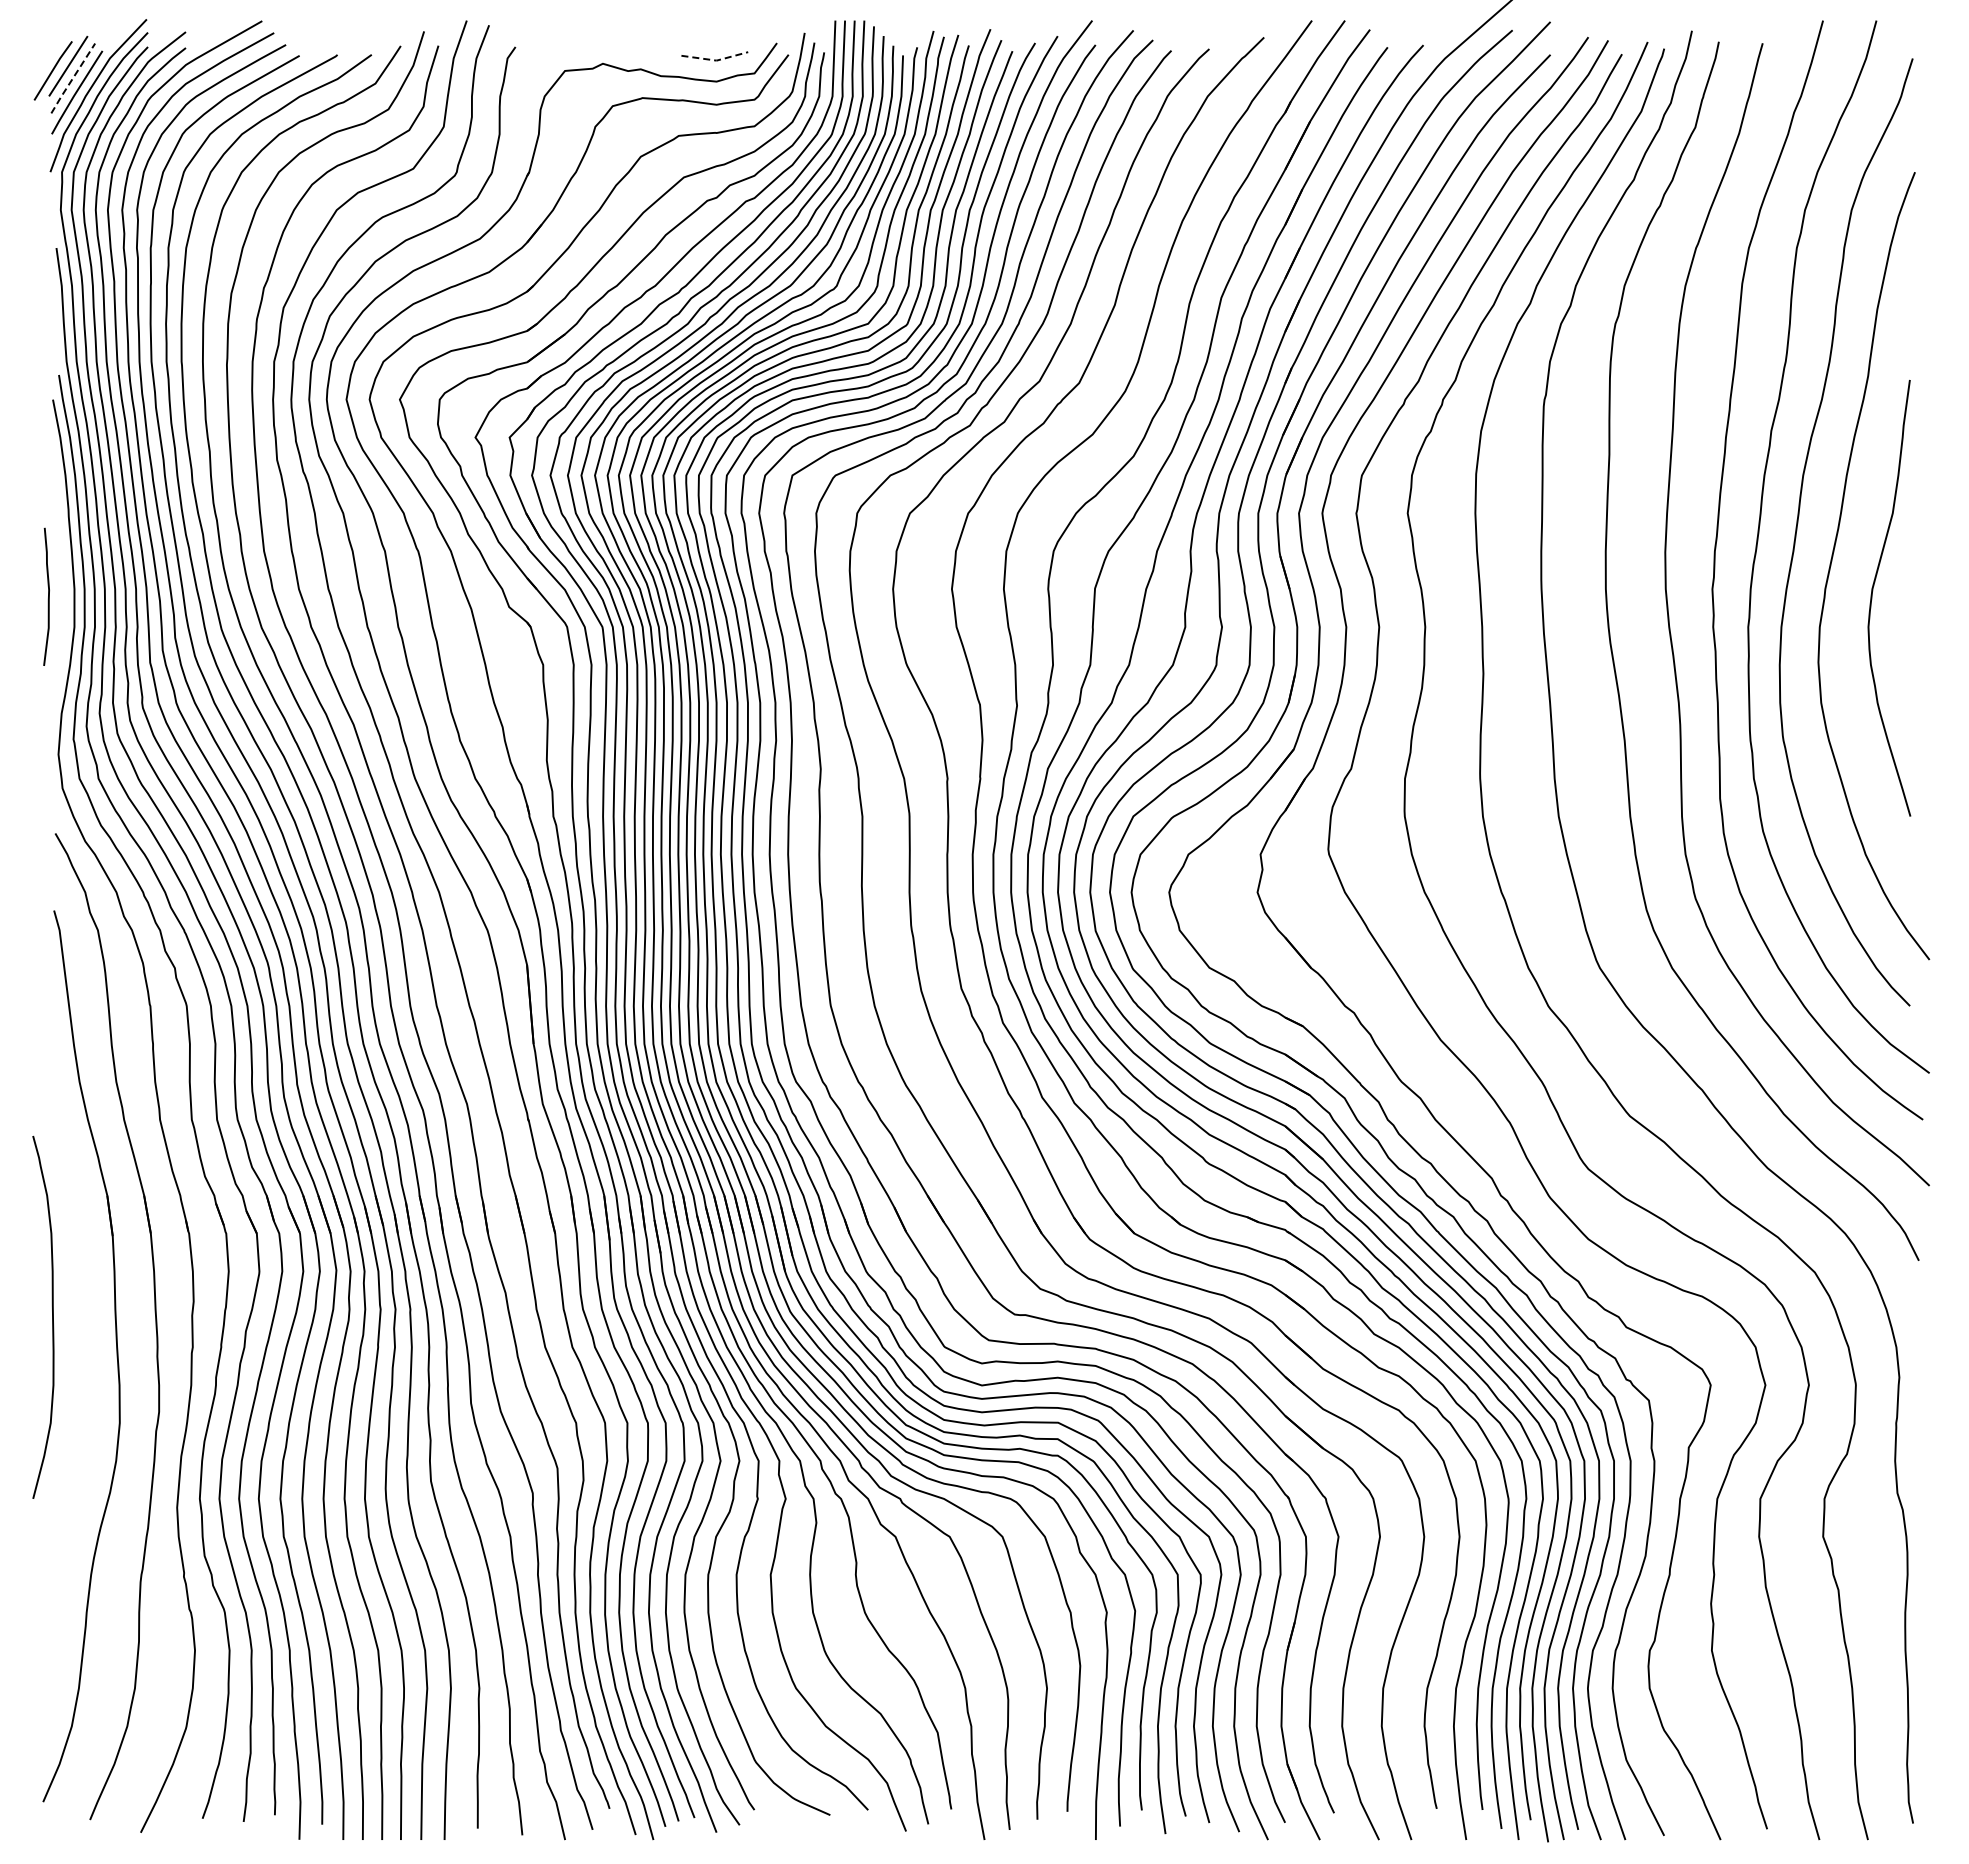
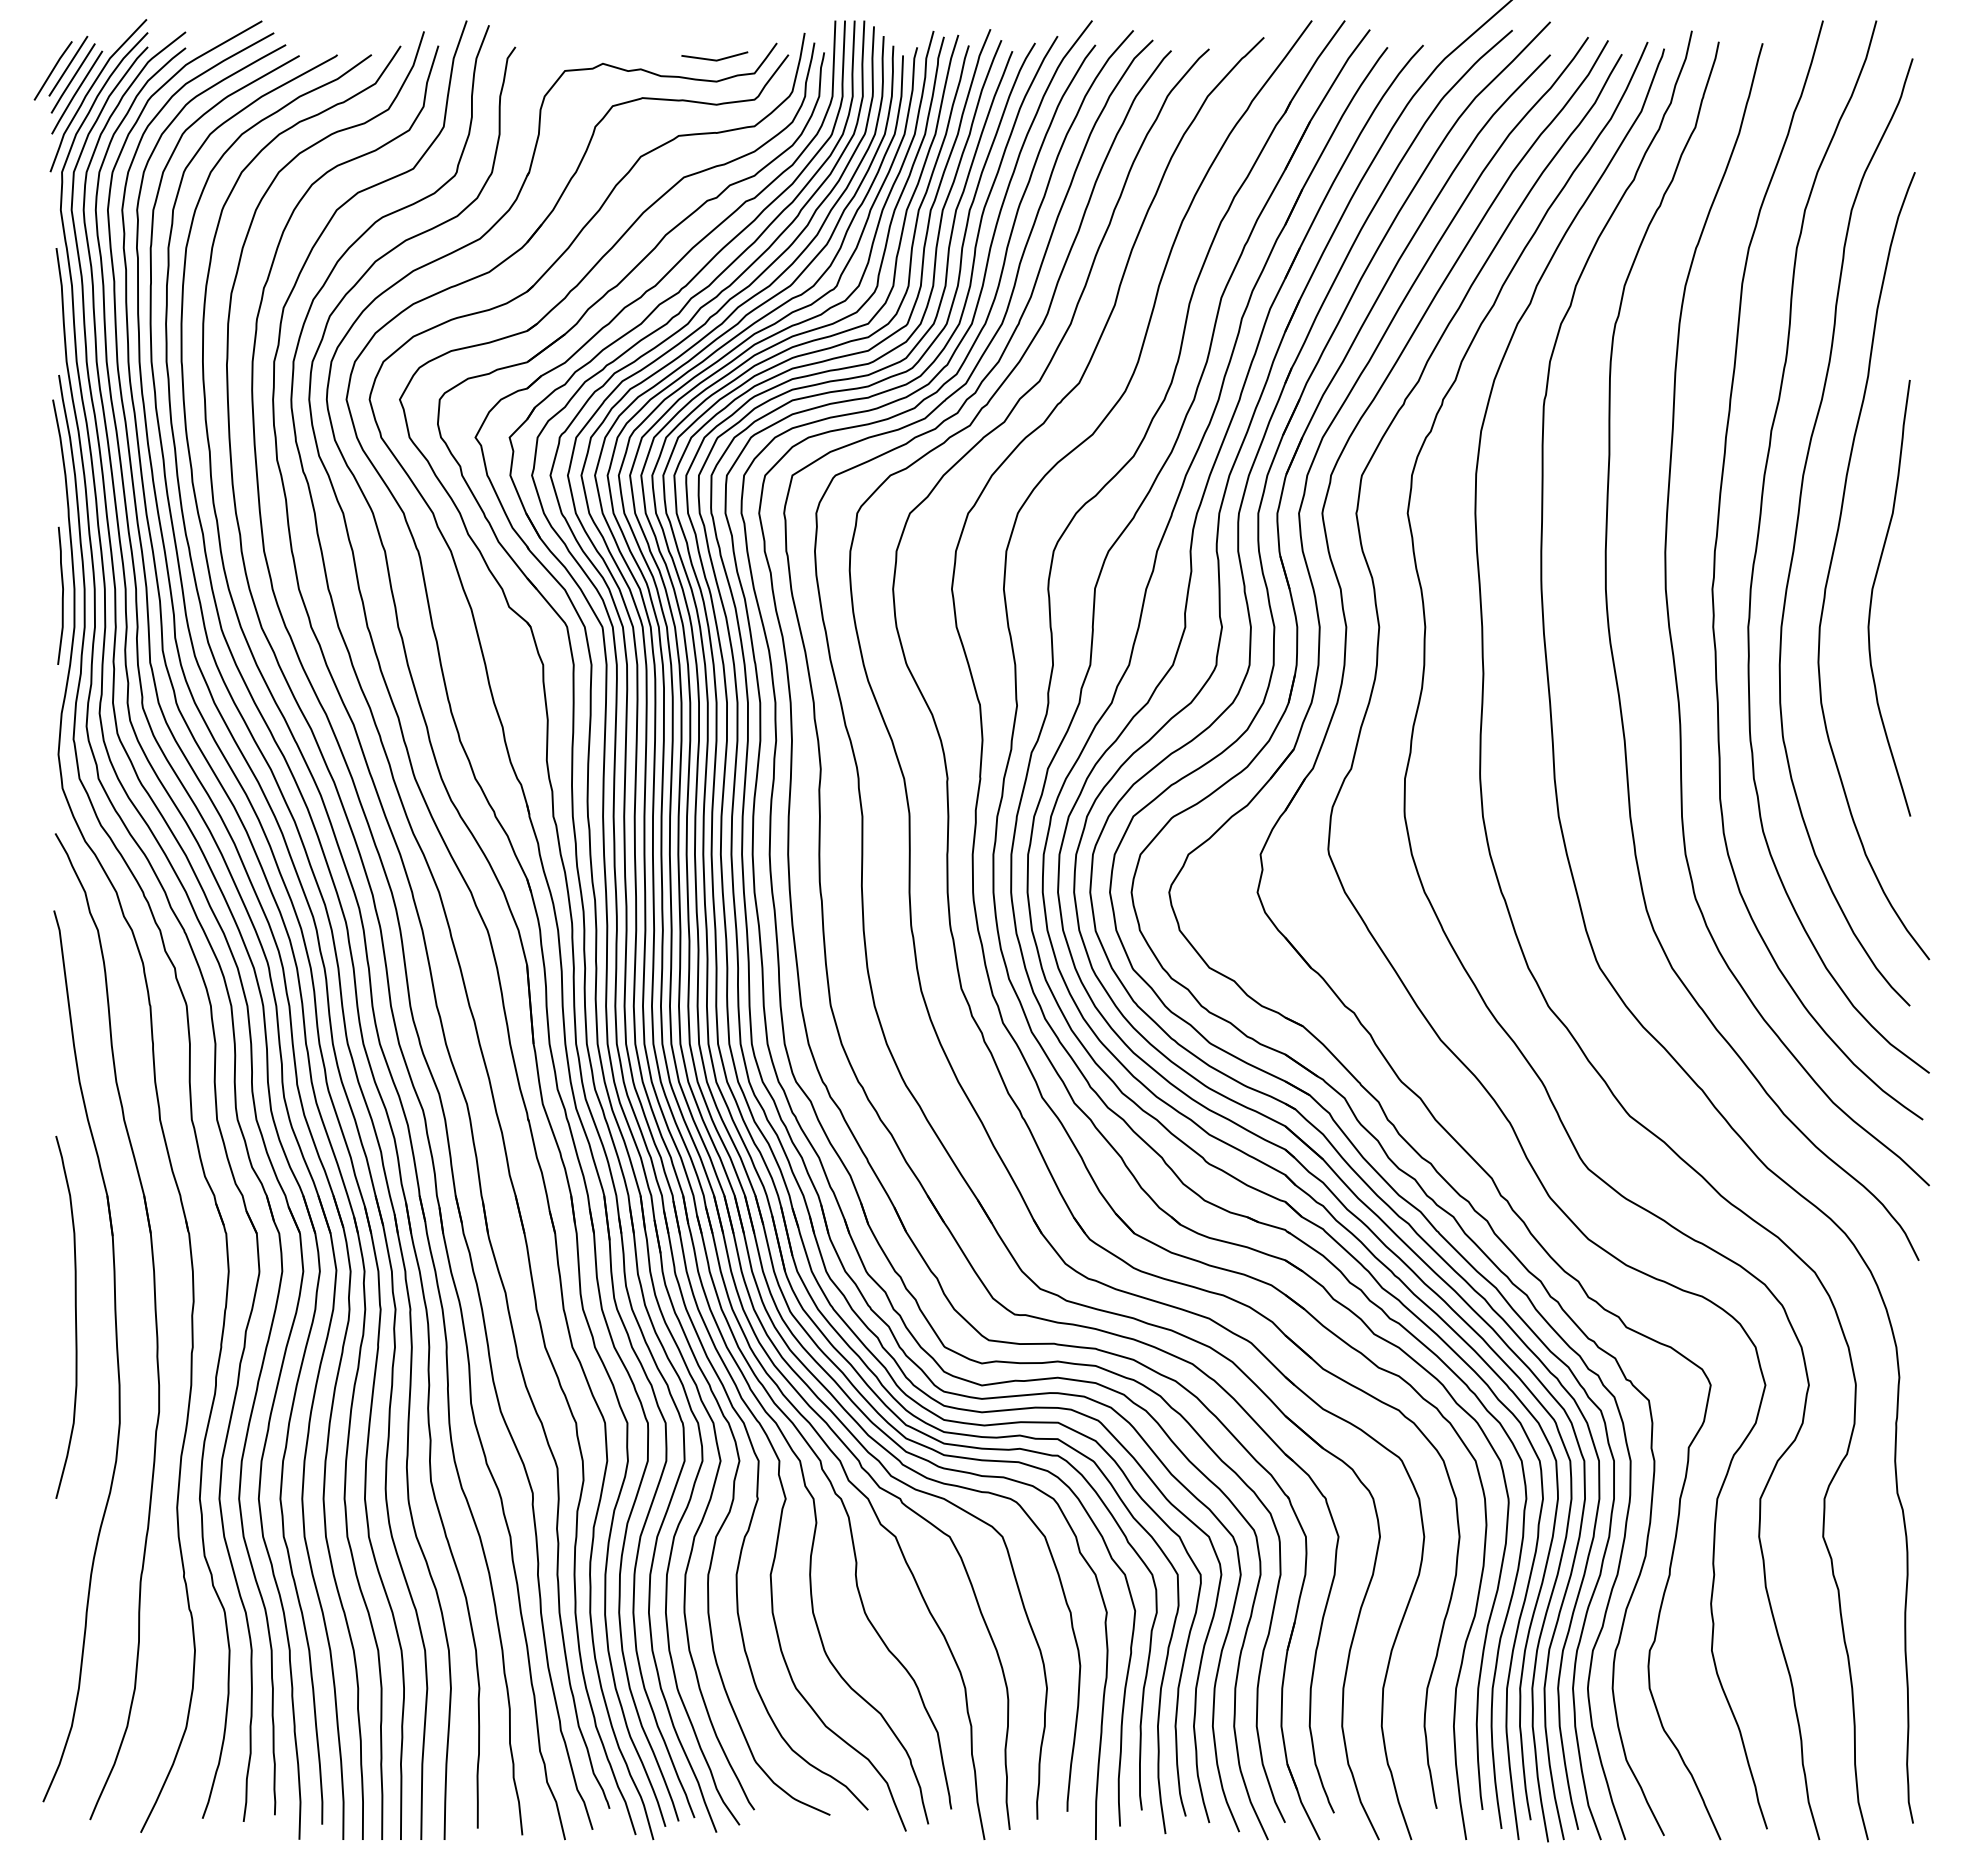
line: dashed -> solid (715, 60)
line: dashed -> solid (72, 78)
curve position: (48, 596) -> (62, 595) (62, 595)
curve position: (52, 1316) -> (75, 1316) (75, 1316)
